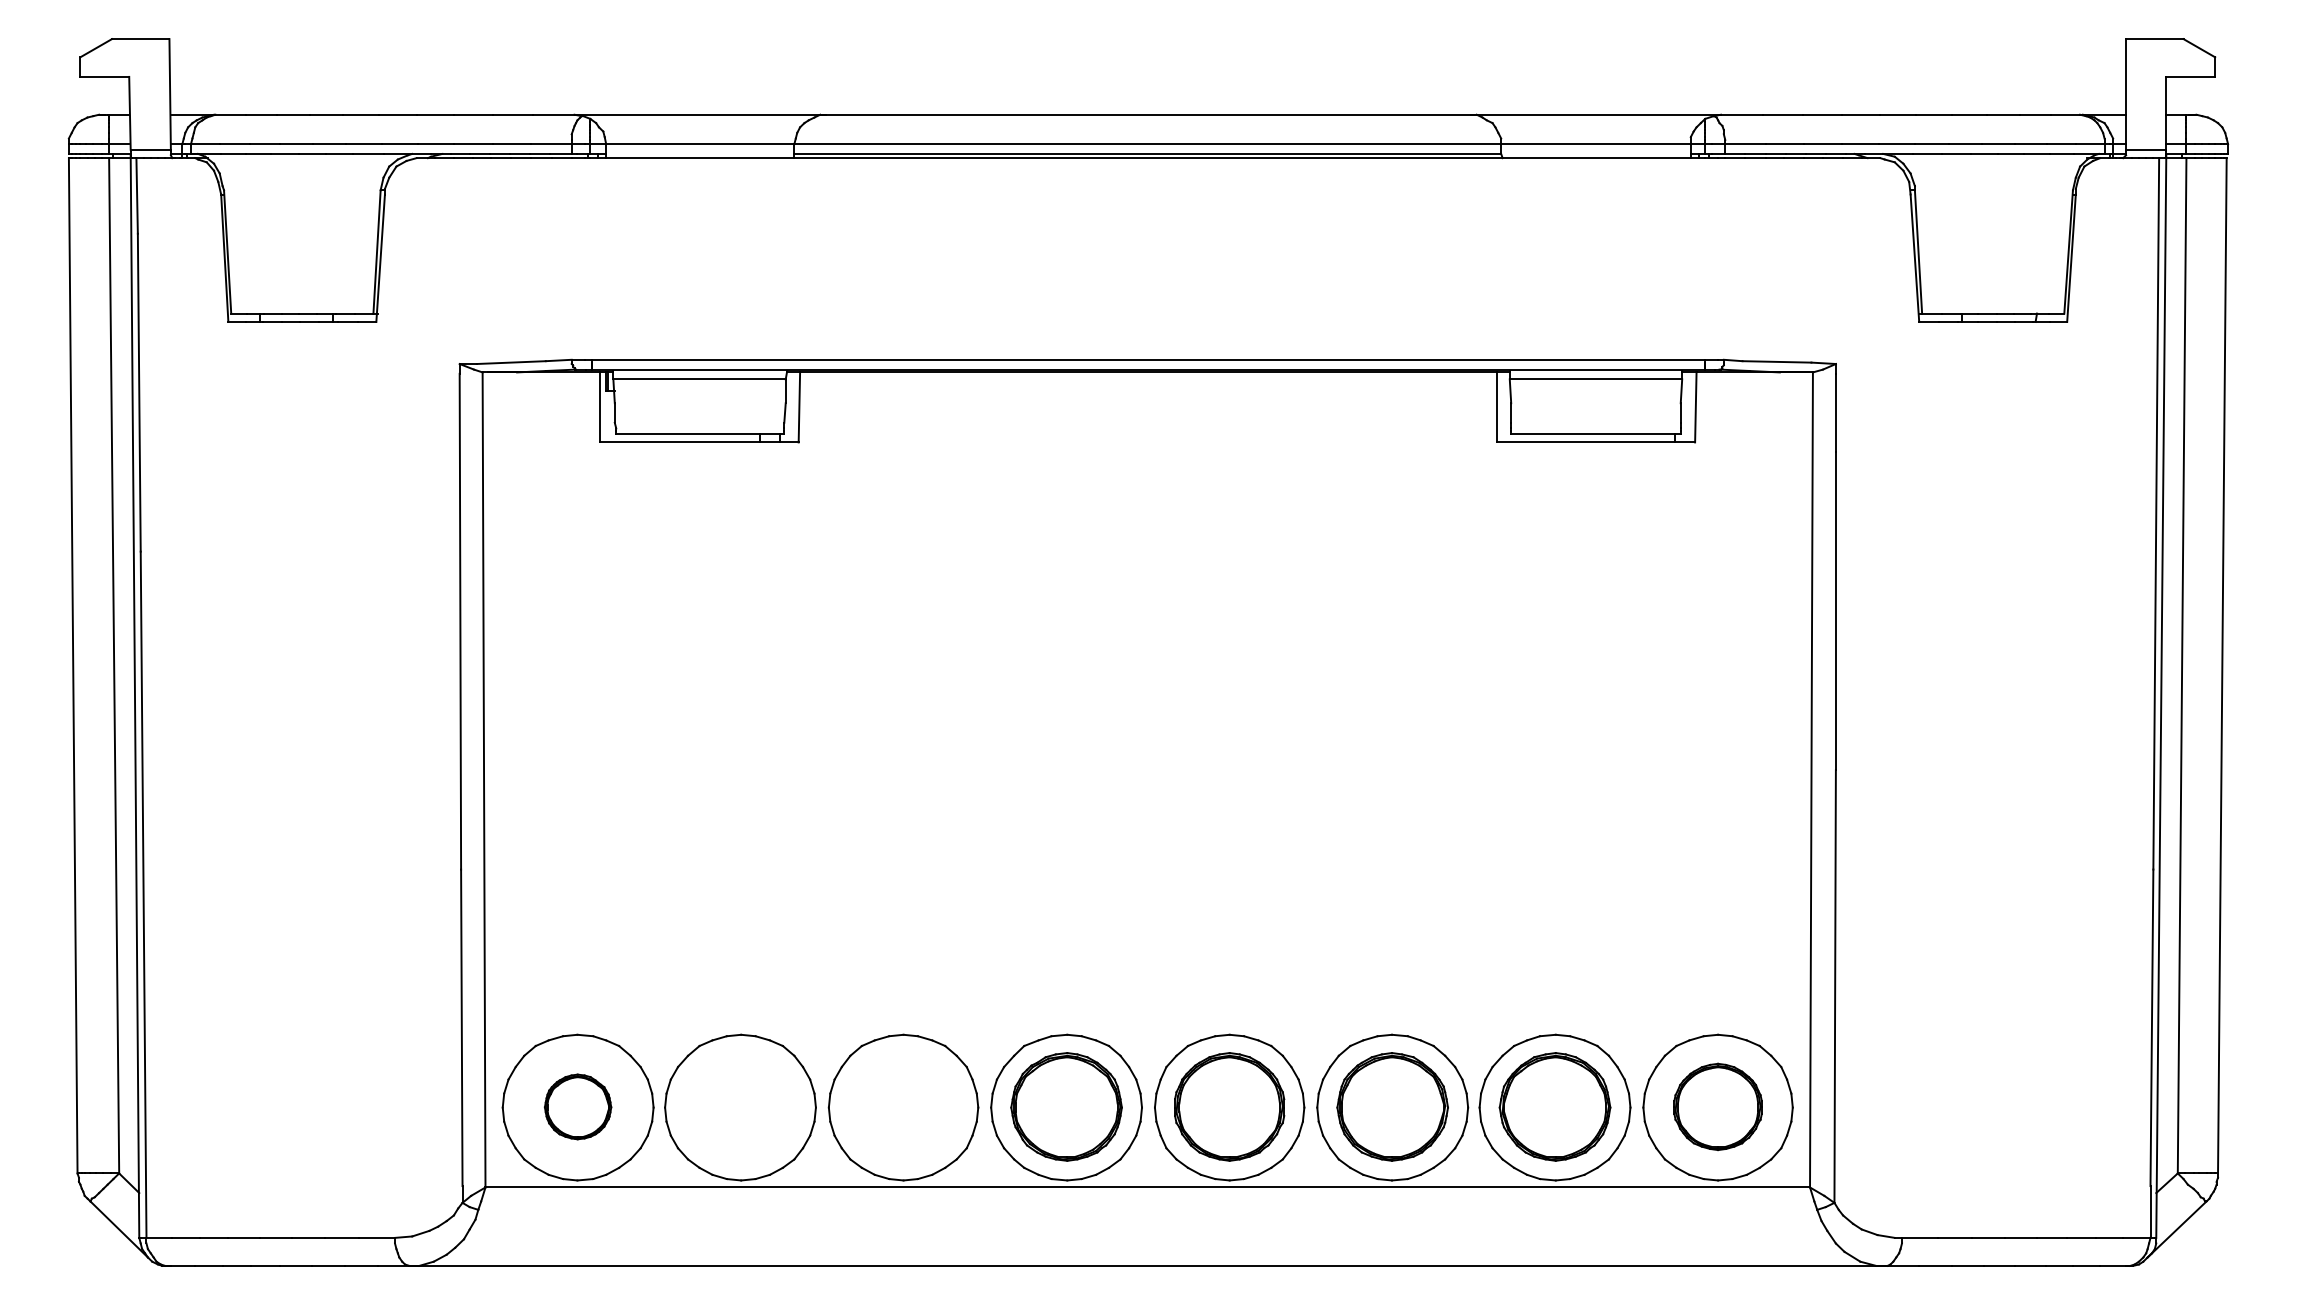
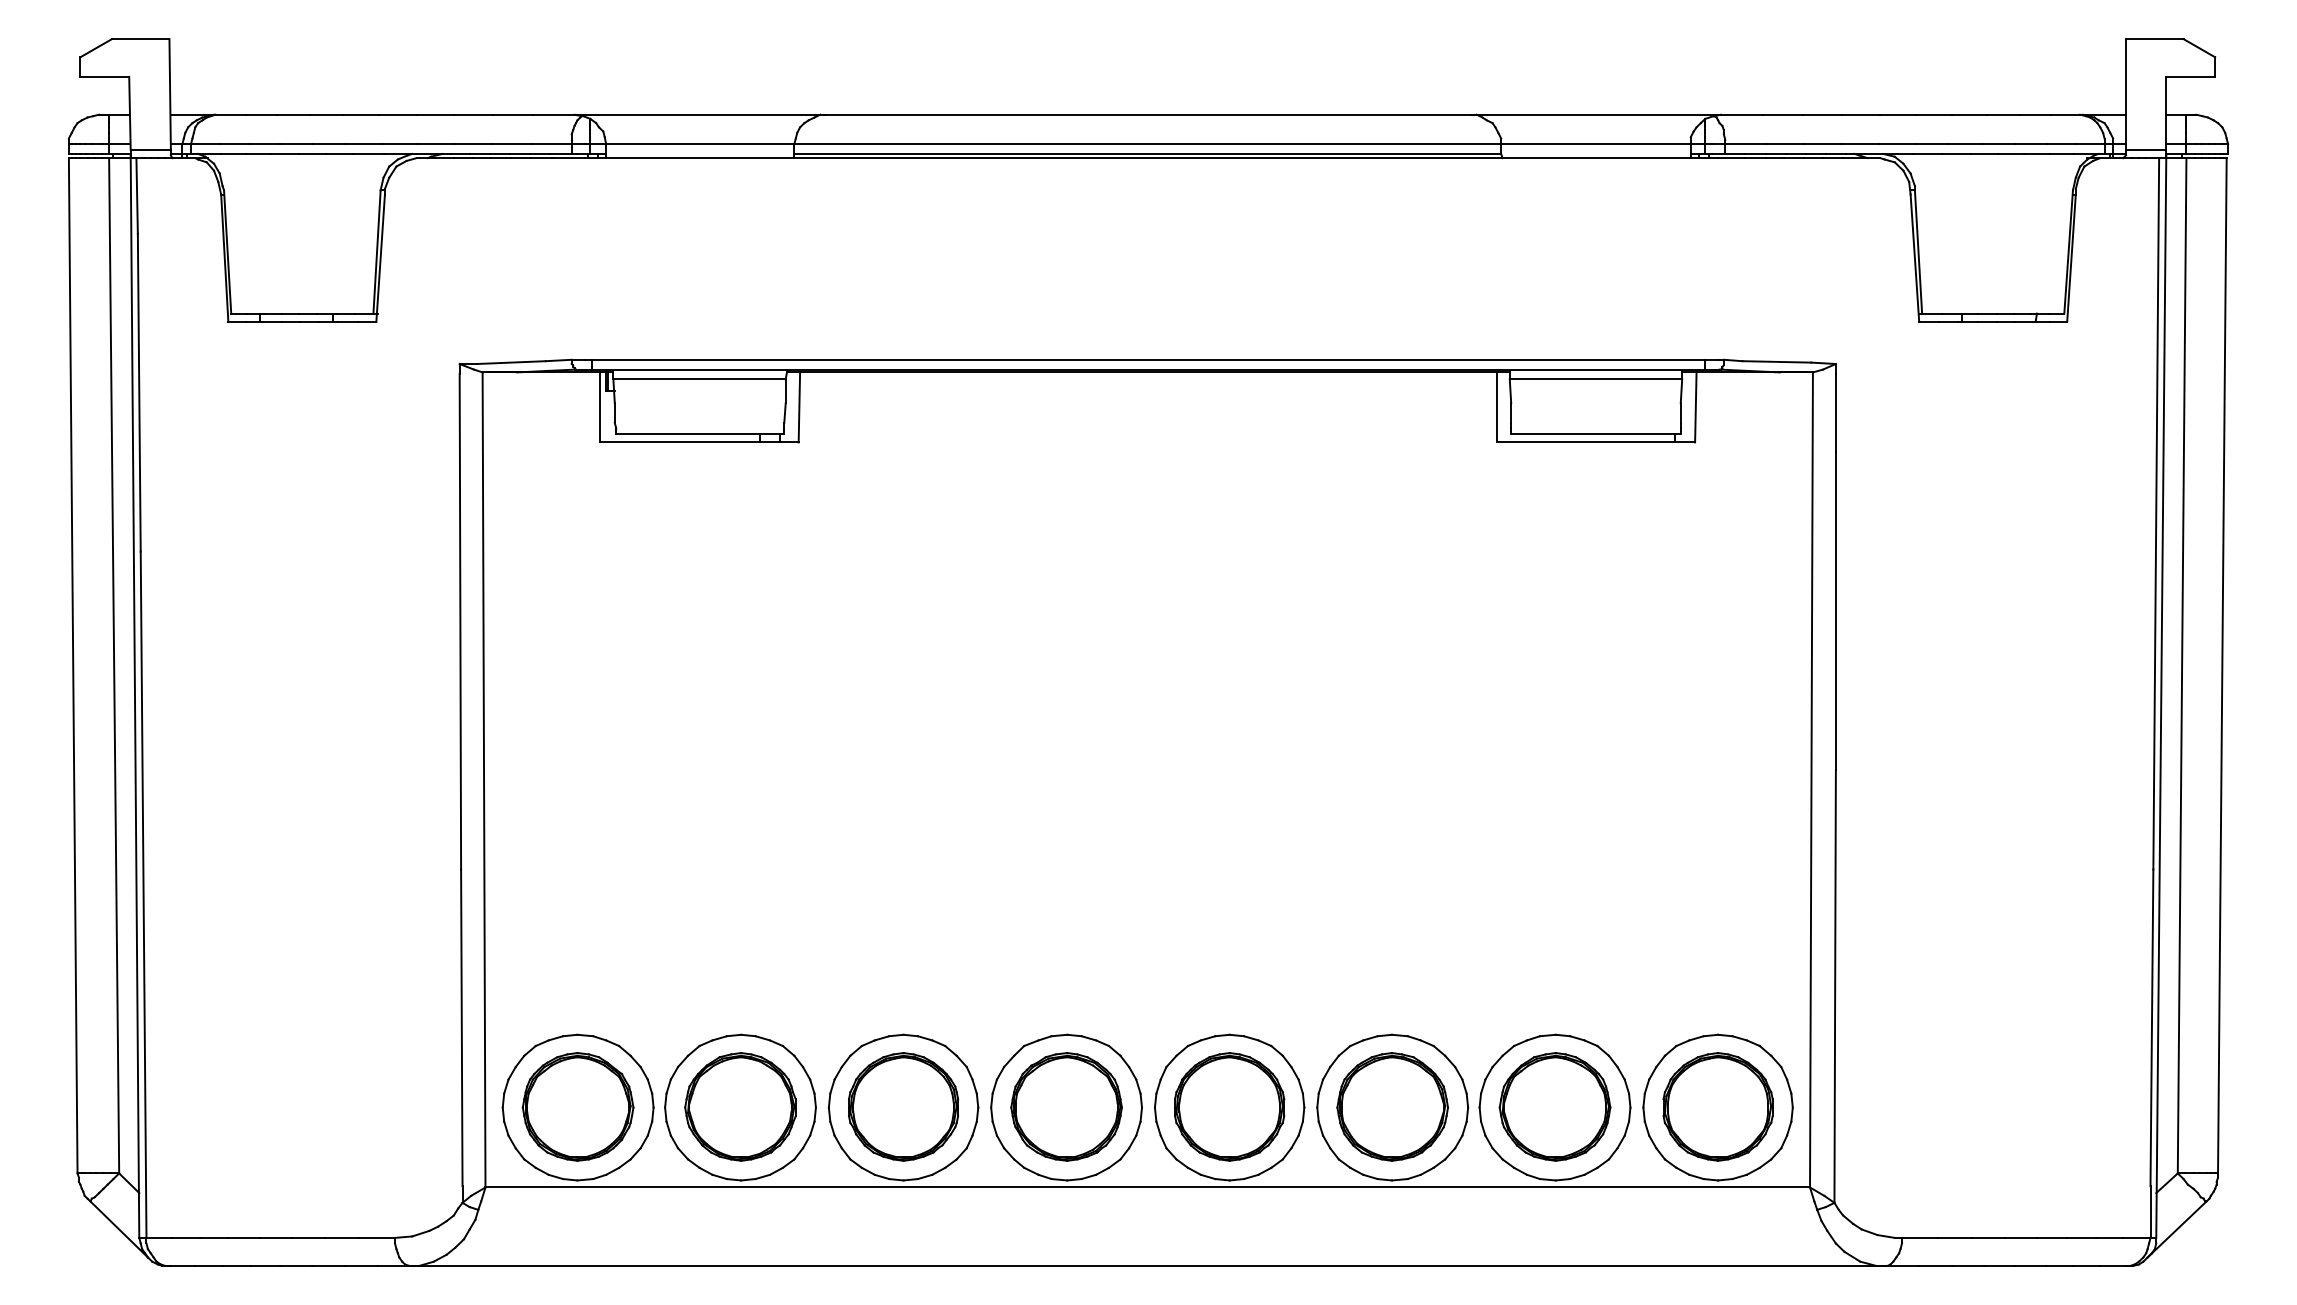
part size: 70x68 px -> 114x110 px (577, 1106)
part: none -> present (740, 1106)
part: none -> present (903, 1106)
part size: 90x90 px -> 112x110 px (1717, 1106)
